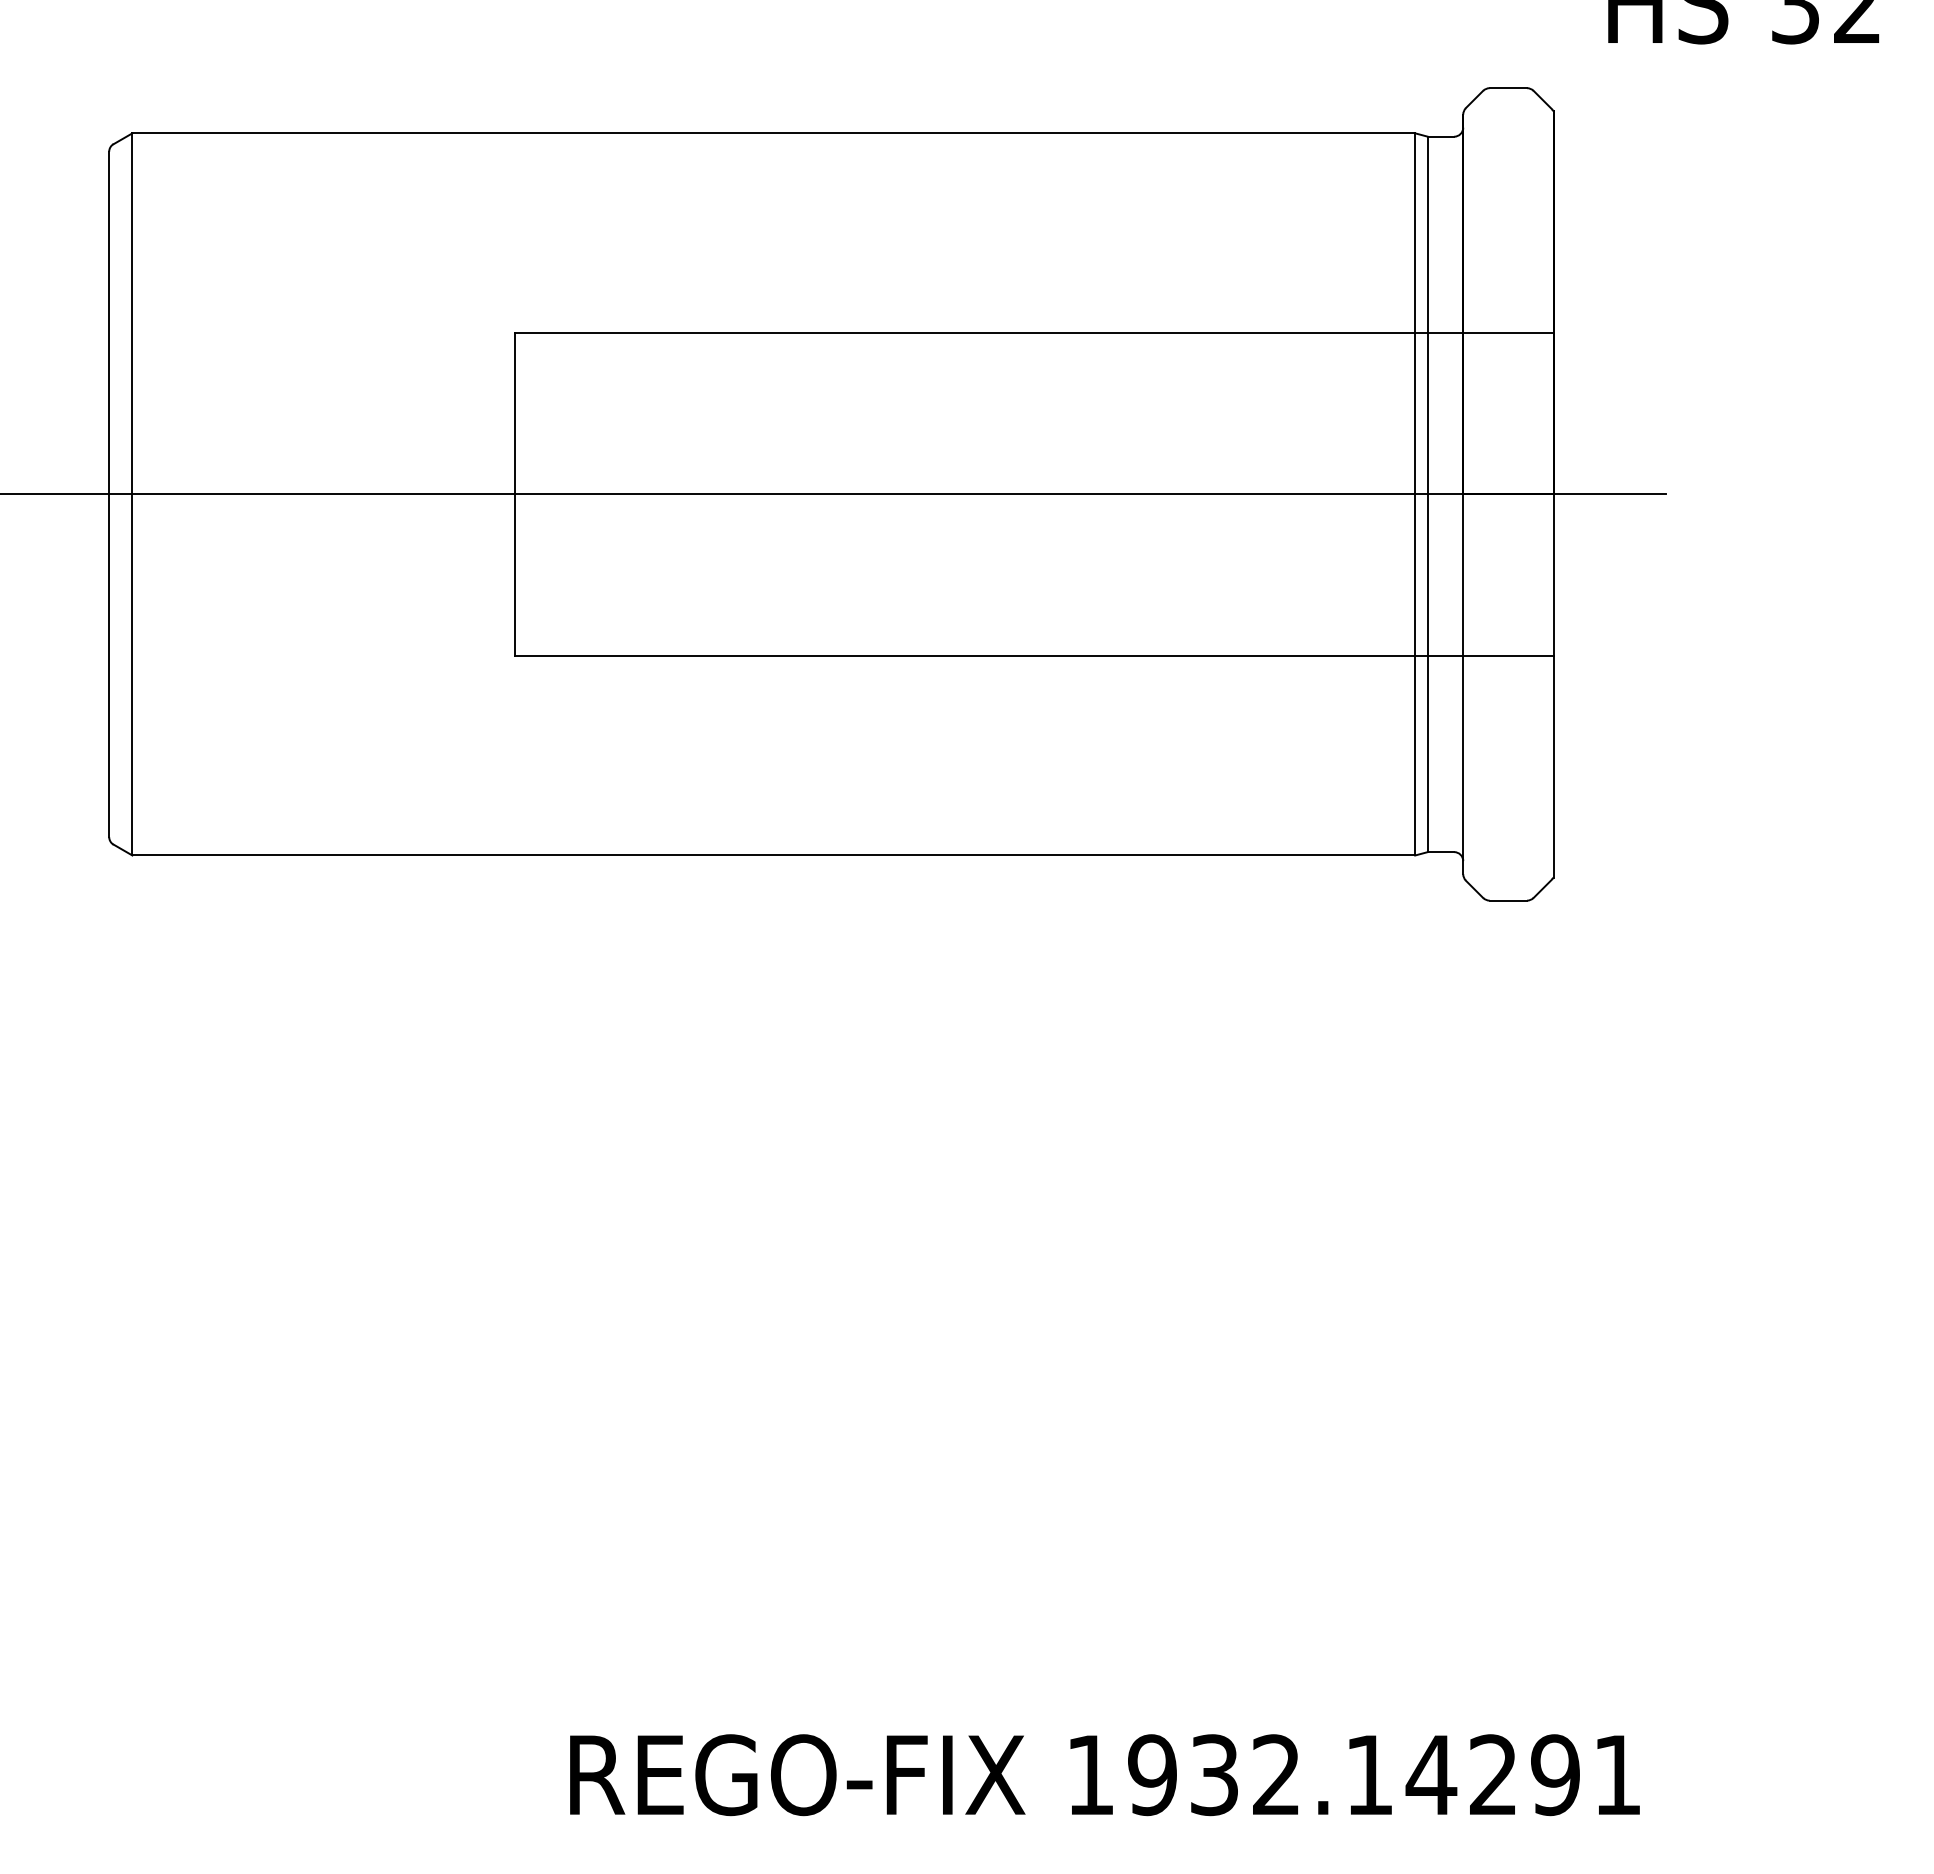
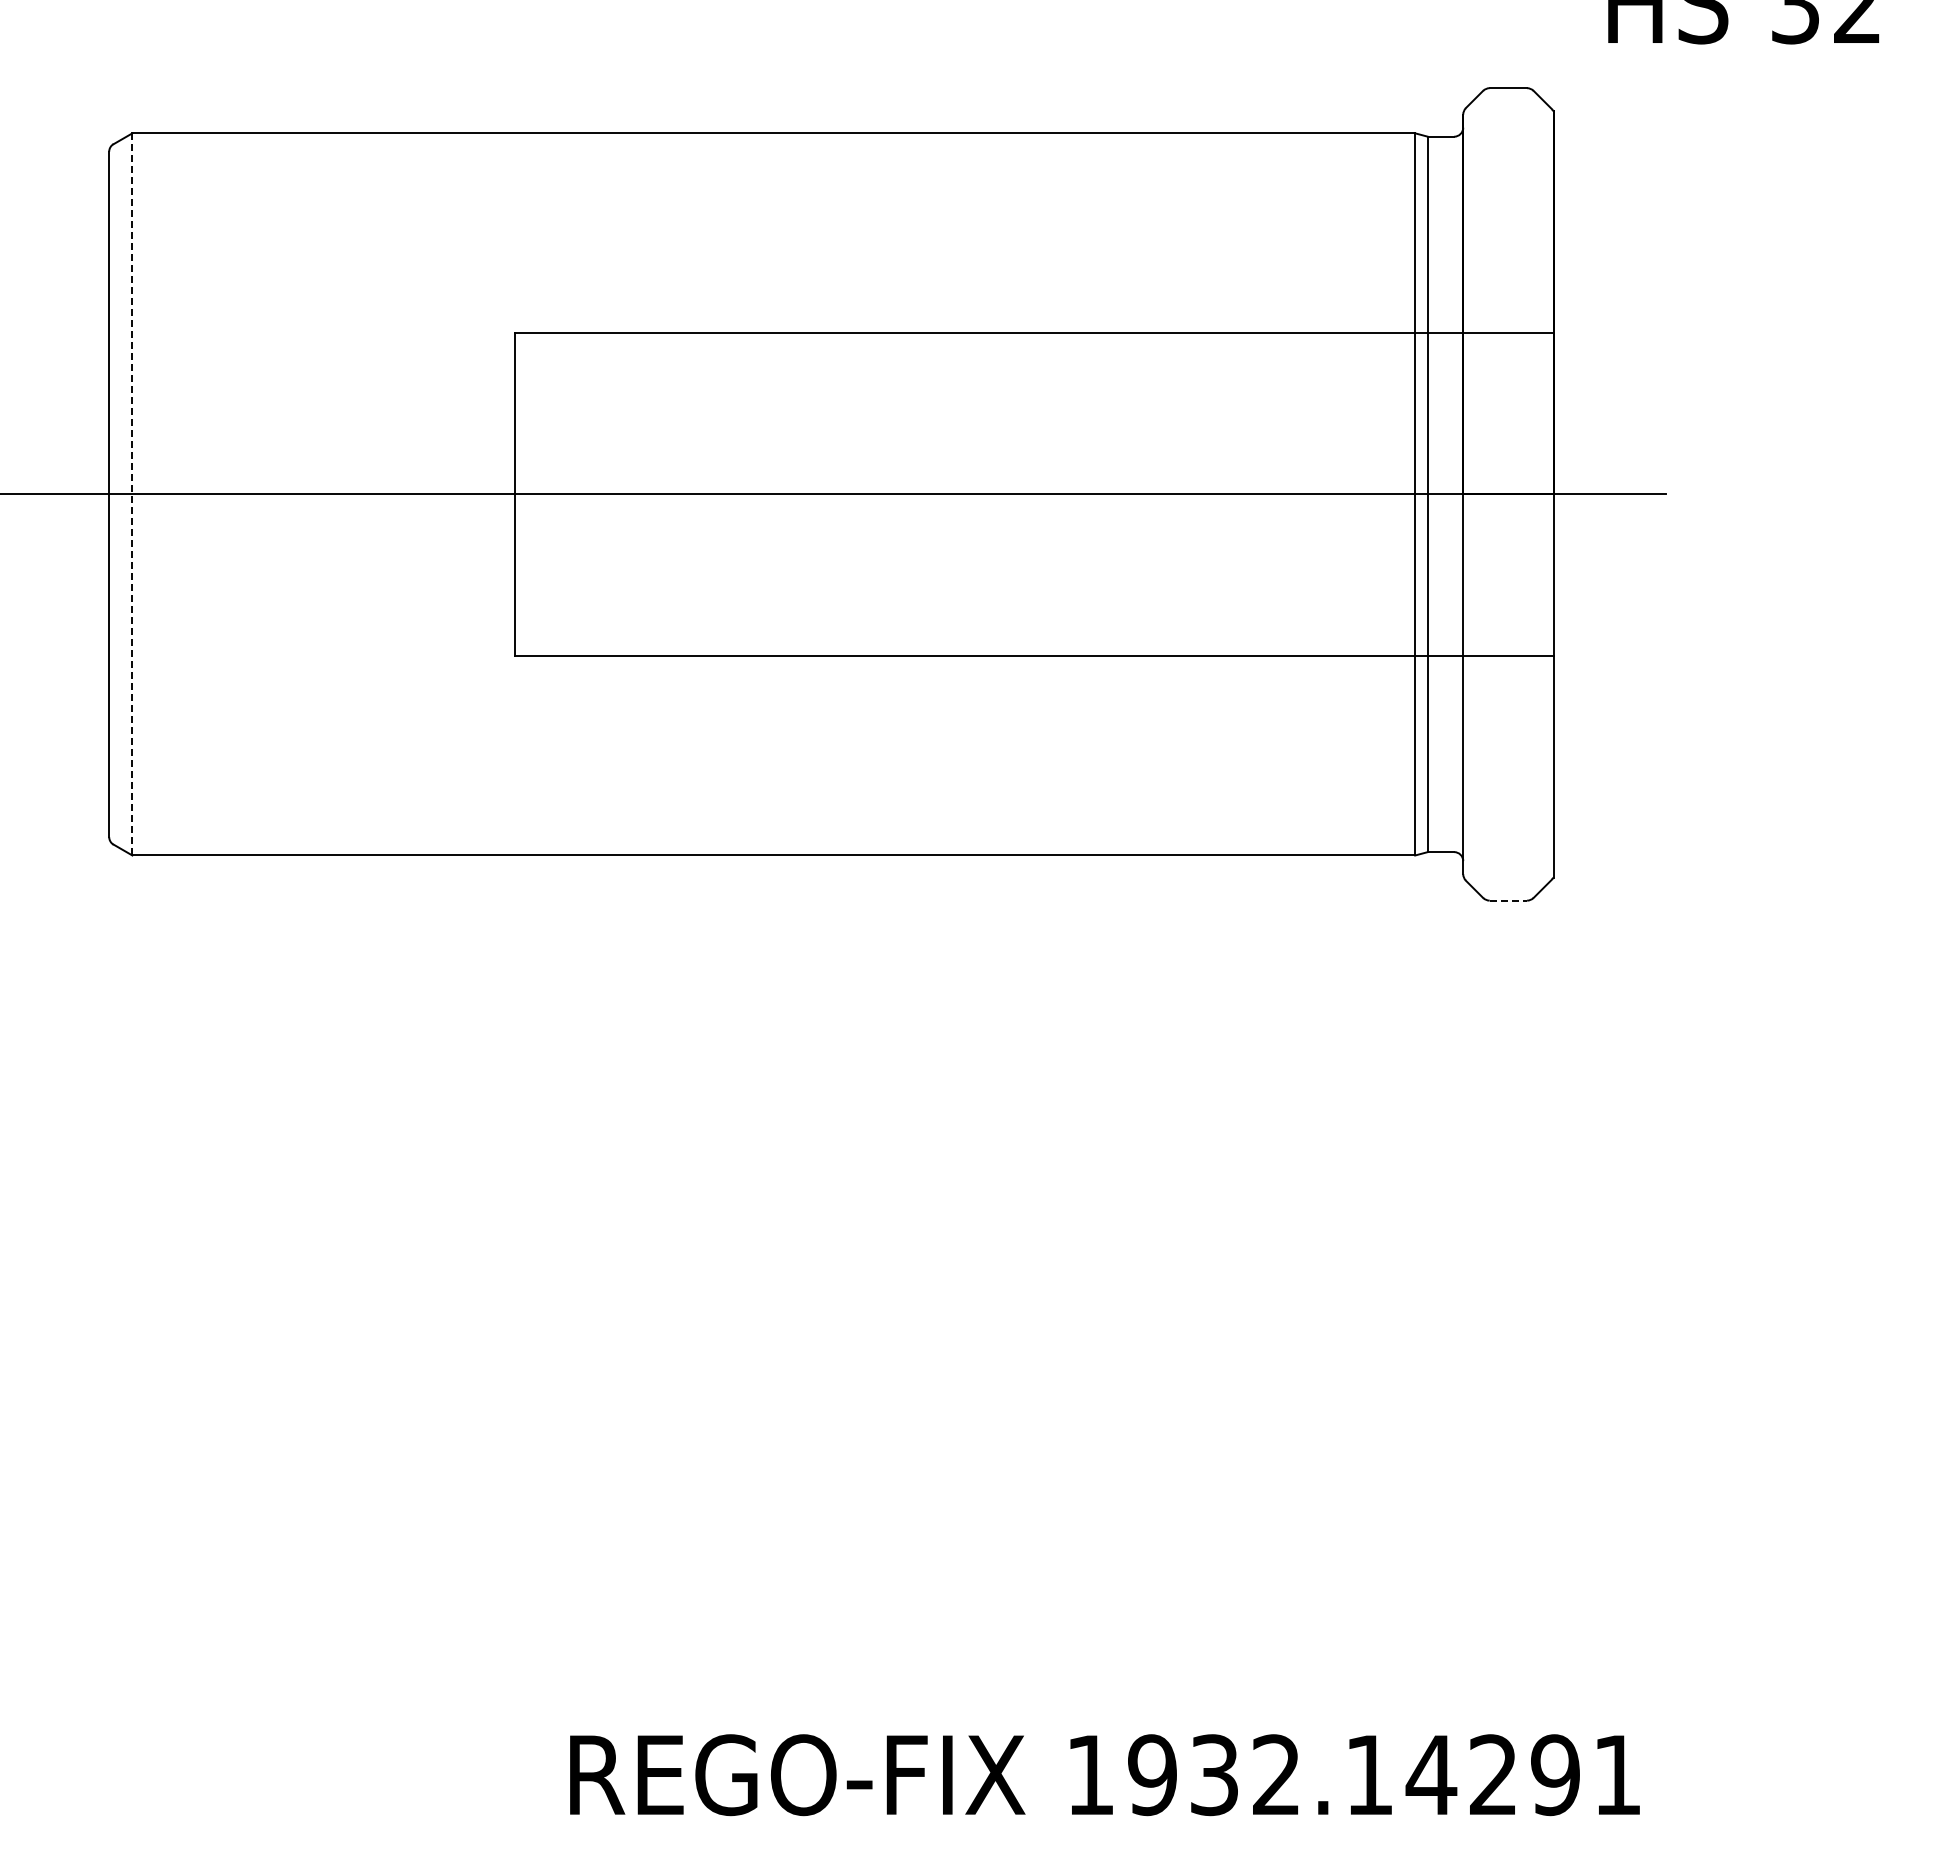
line: solid -> dashed (132, 493)
line: solid -> dashed (1508, 900)
